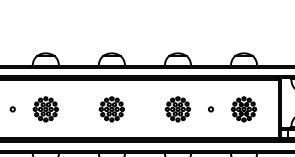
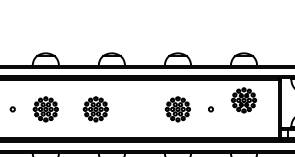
part position: (111, 109) -> (95, 109) (95, 109)
part position: (244, 109) -> (244, 100) (244, 100)
